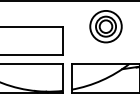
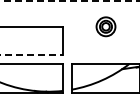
line: solid -> dashed (70, 0)
part size: 34x34 px -> 22x22 px (105, 26)
line: solid -> dashed (32, 55)
